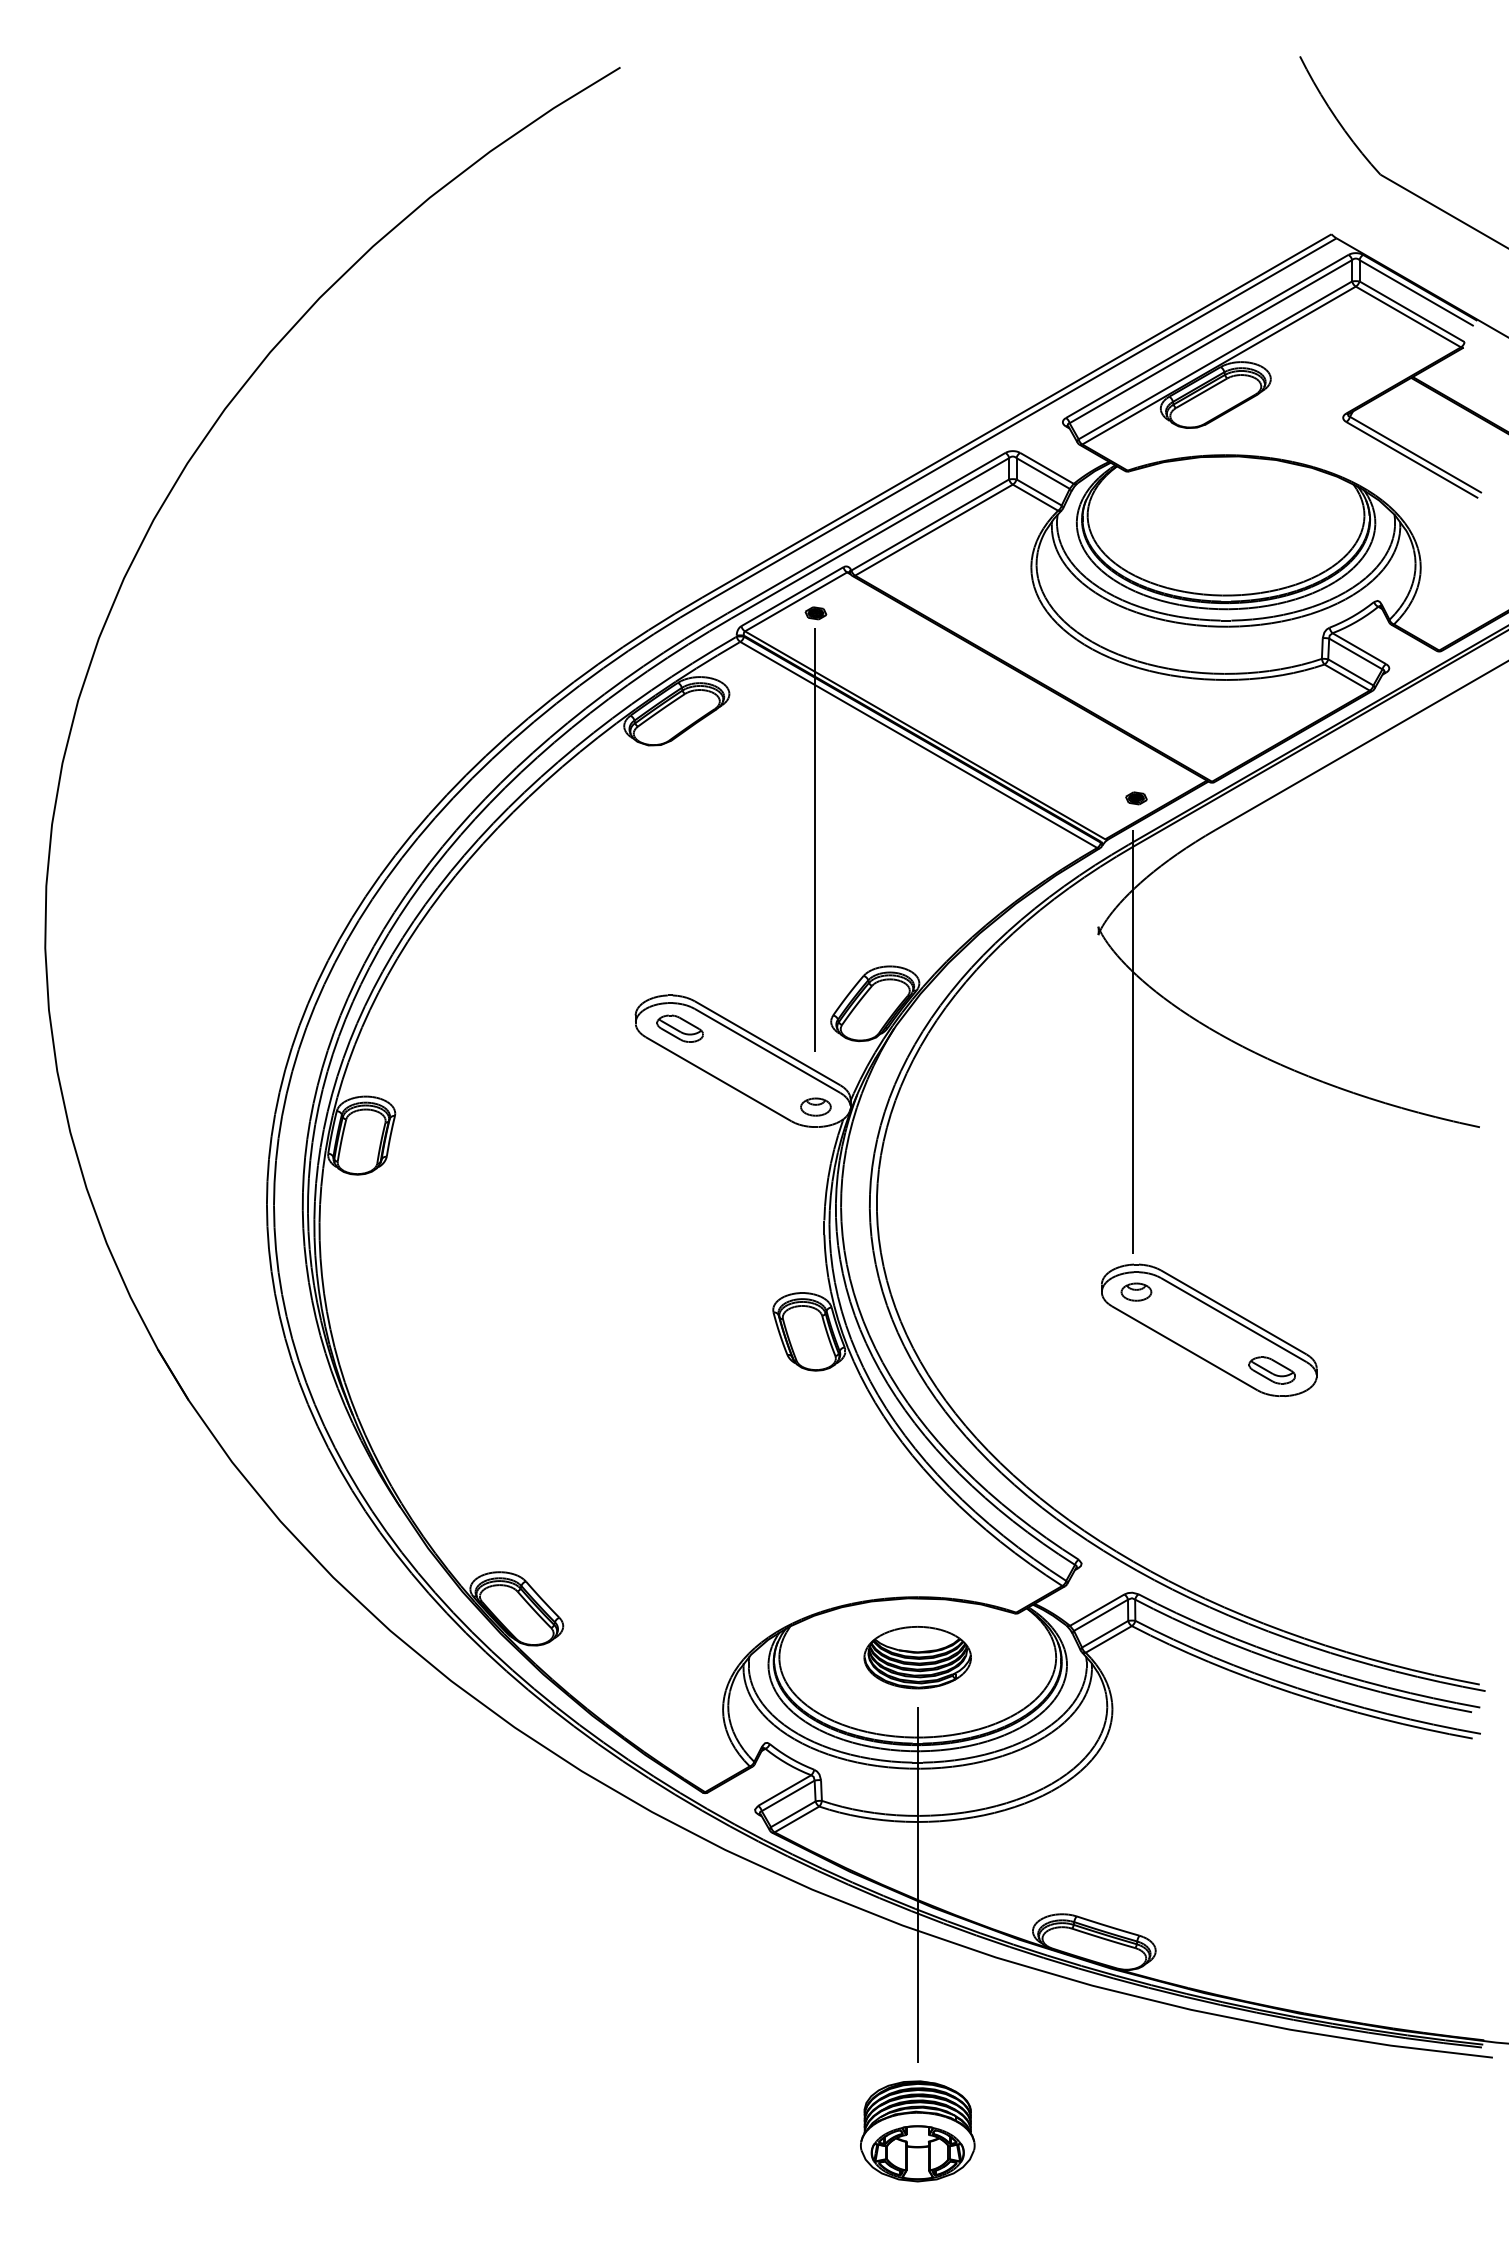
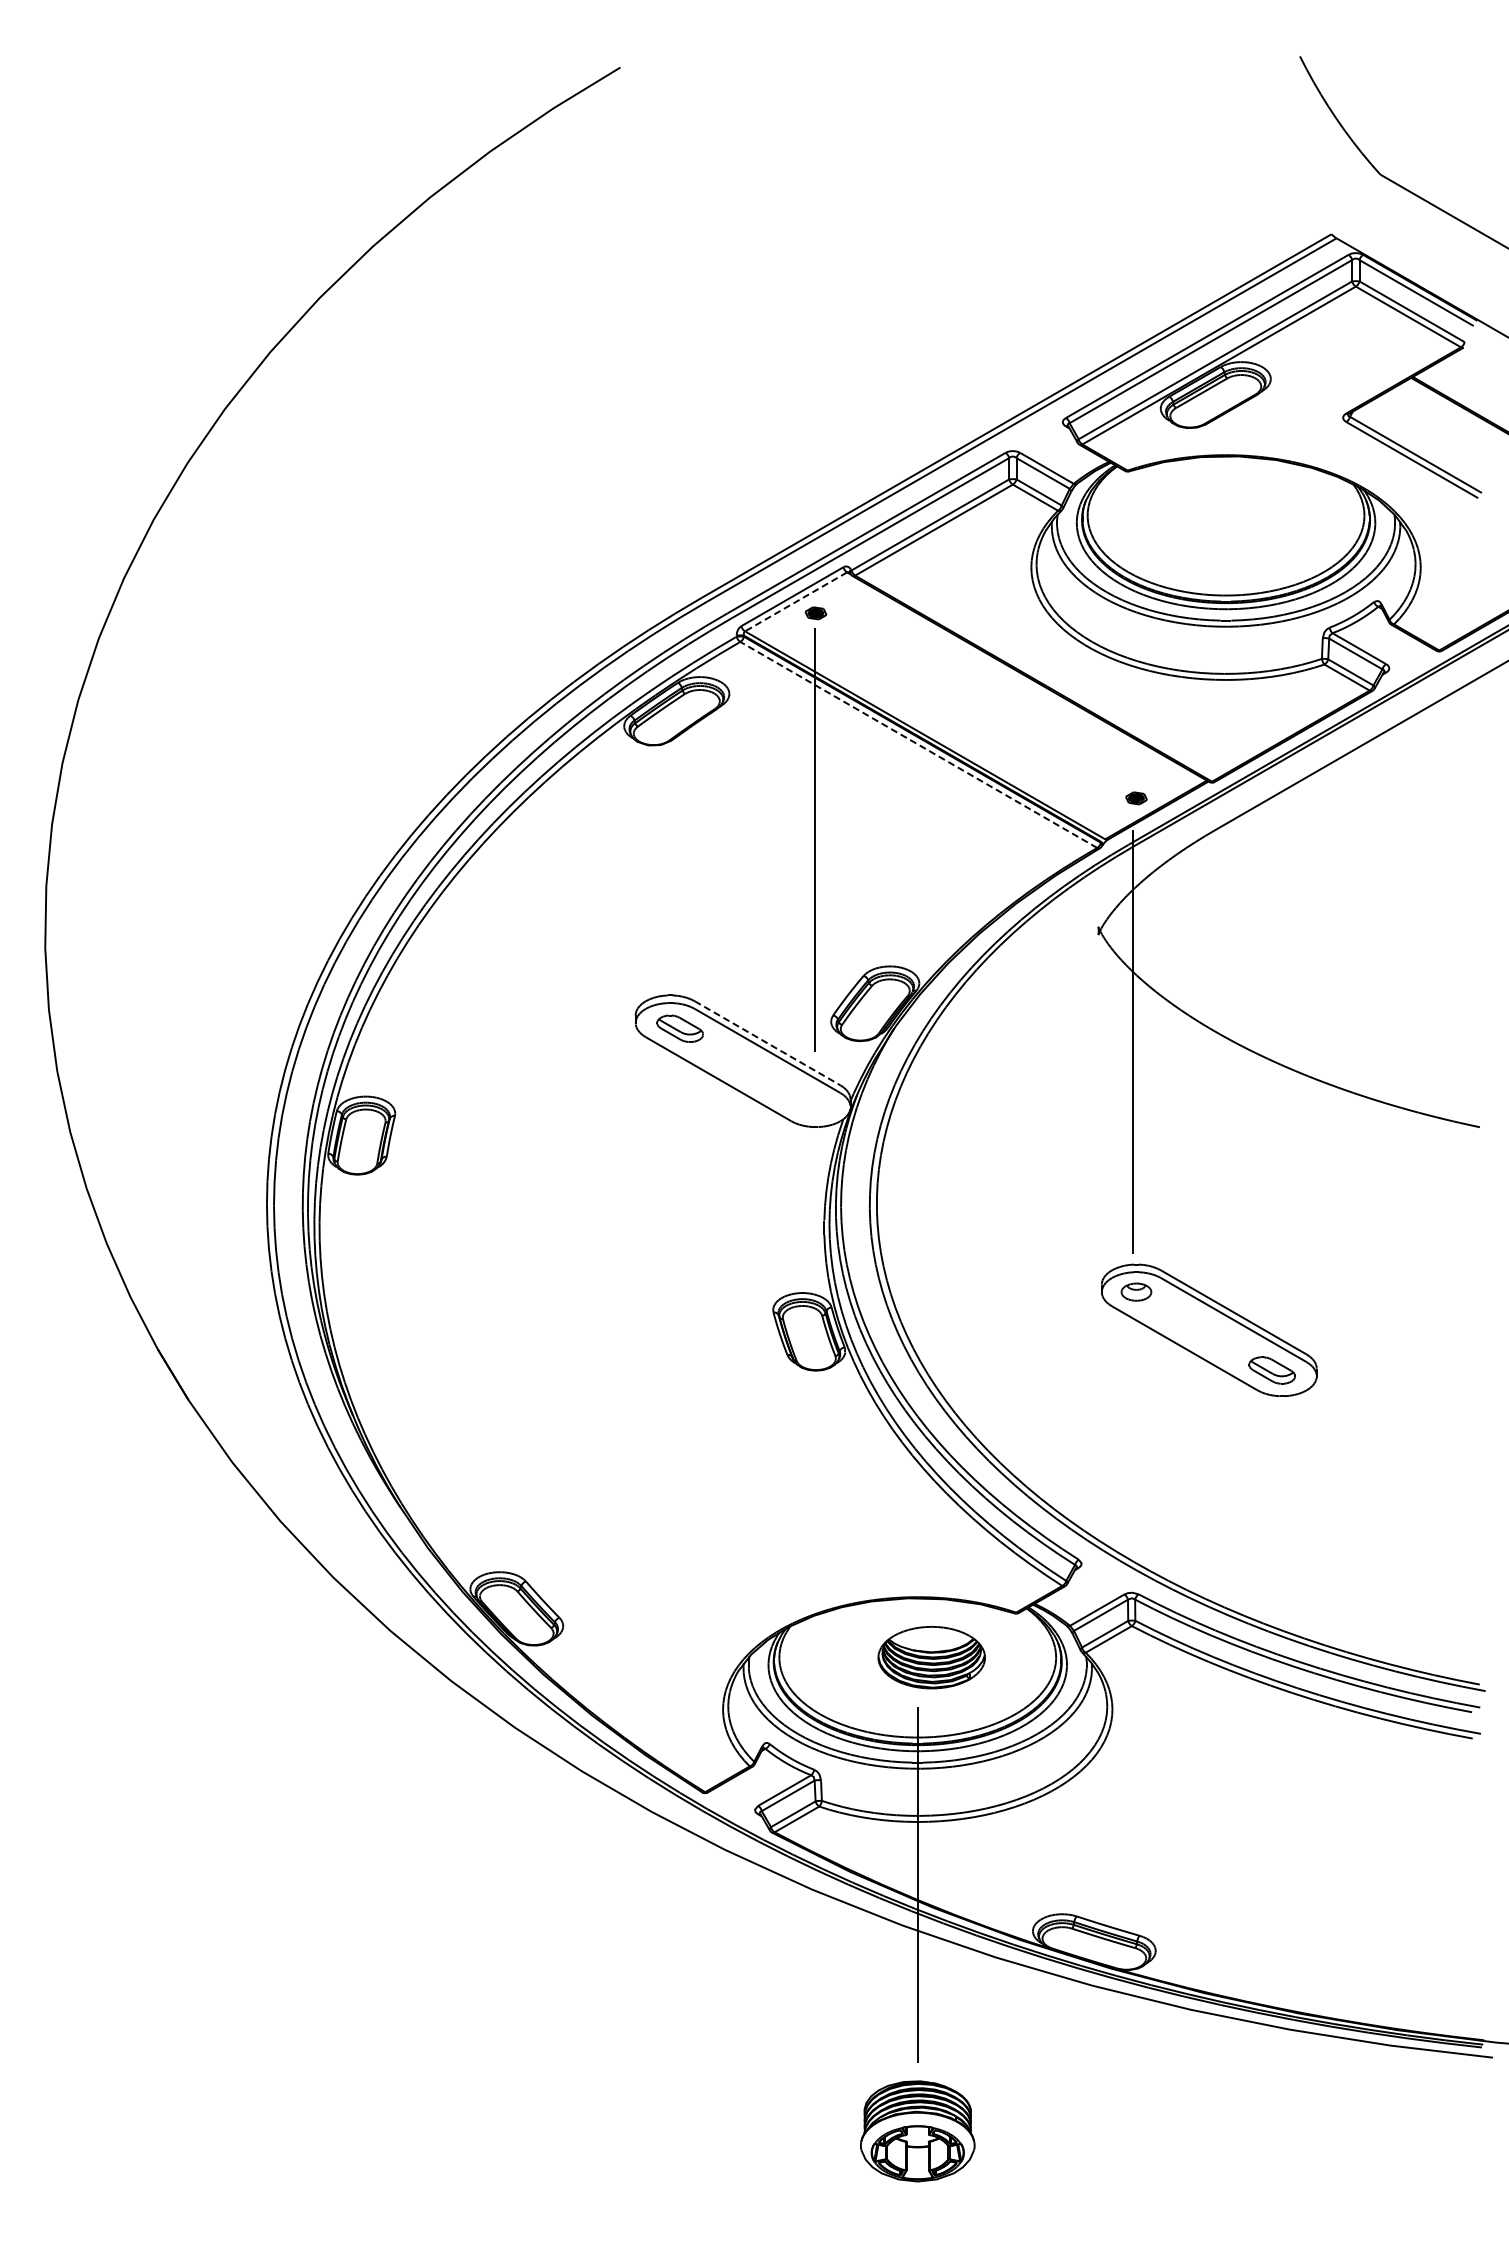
line: solid -> dashed (796, 601)
line: solid -> dashed (918, 744)
line: solid -> dashed (768, 1043)
part: present -> none (815, 1106)
part position: (917, 1657) -> (931, 1657) (931, 1657)
